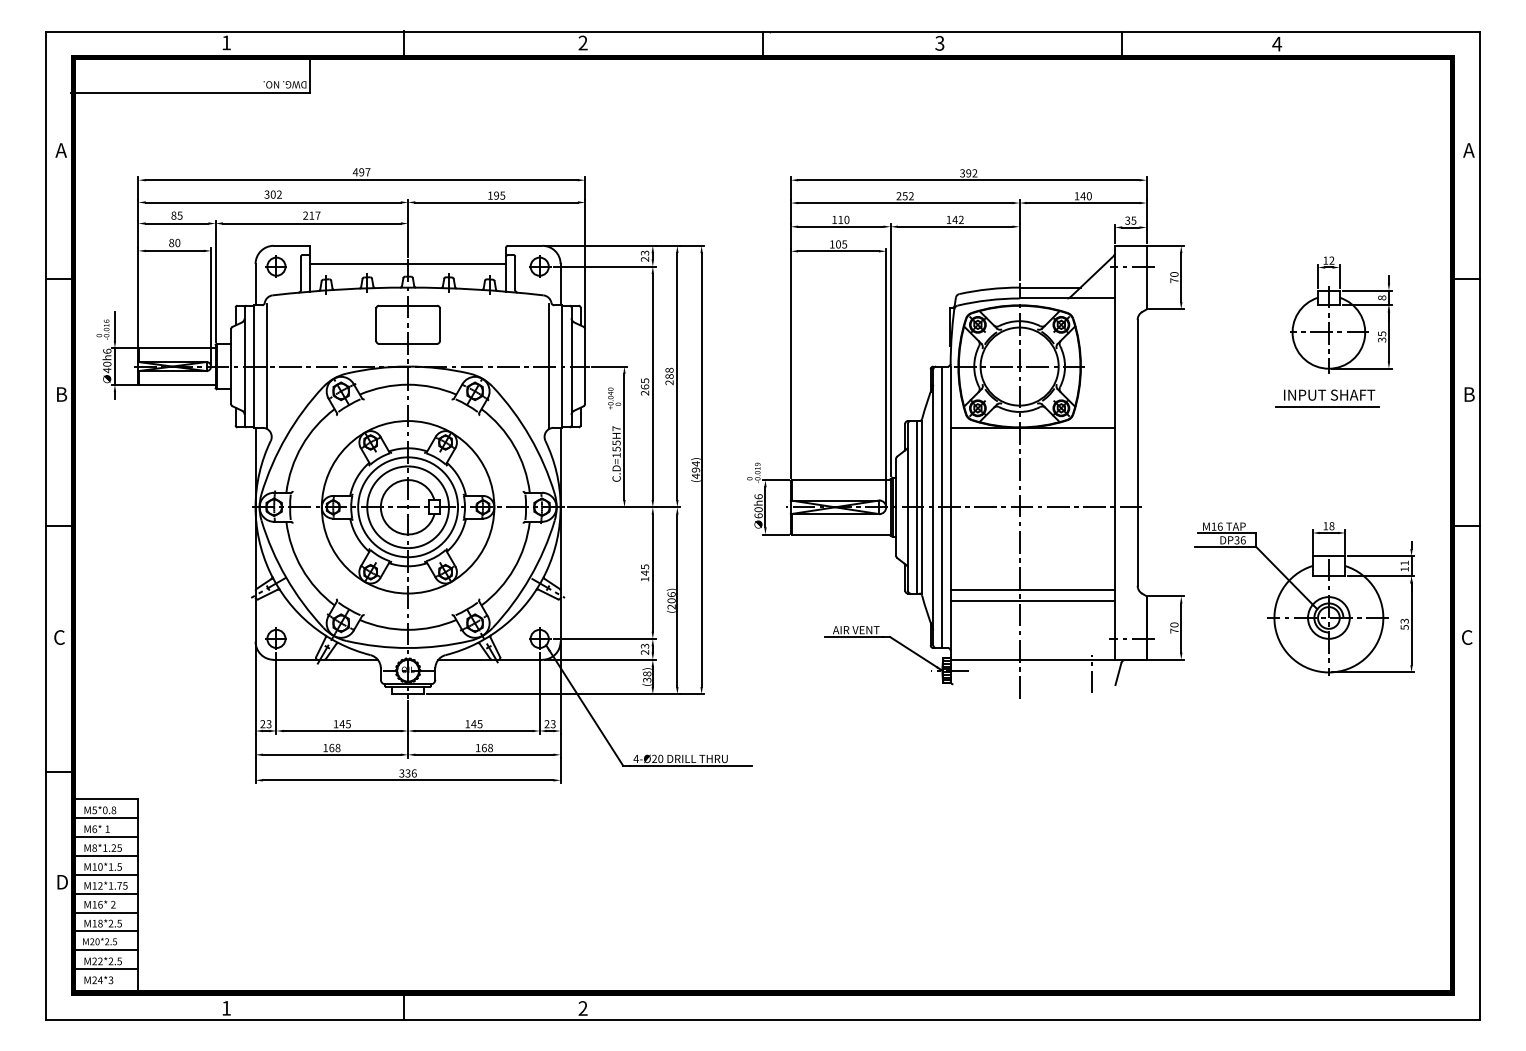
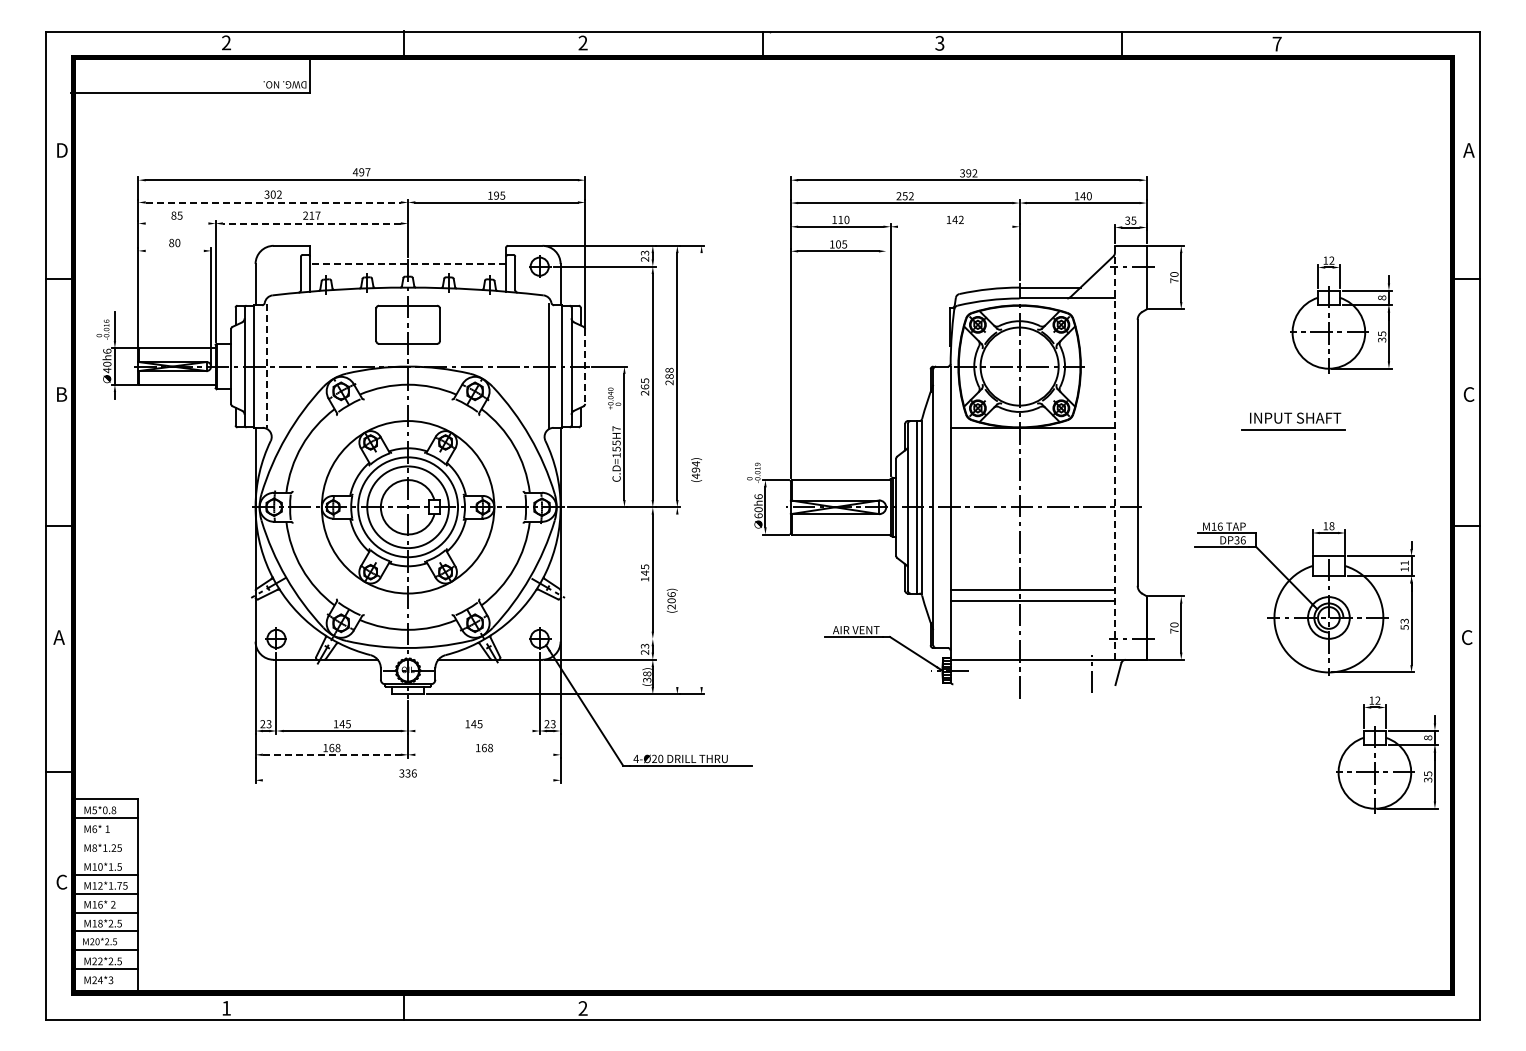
text: 1 -> 2 (226, 42)
text: 4 -> 7 (1277, 43)
text: A -> D (61, 150)
line: solid -> dashed (273, 202)
line: present -> none (176, 223)
line: solid -> dashed (311, 223)
line: present -> none (954, 226)
line: present -> none (174, 250)
line: solid -> dashed (407, 263)
part: present -> none (275, 266)
line: solid -> dashed (267, 365)
line: solid -> dashed (585, 367)
line: present -> none (886, 376)
text: B -> C (1468, 394)
part position: (1327, 398) -> (1293, 421) (1293, 421)
line: solid -> dashed (1114, 452)
line: present -> none (701, 470)
line: present -> none (942, 507)
line: present -> none (677, 600)
text: C -> A (58, 637)
line: present -> none (604, 638)
line: present -> none (473, 730)
line: solid -> dashed (331, 754)
line: present -> none (484, 754)
part: none -> present (1387, 754)
line: present -> none (407, 780)
line: present -> none (105, 837)
line: present -> none (105, 855)
text: D -> C (61, 881)
